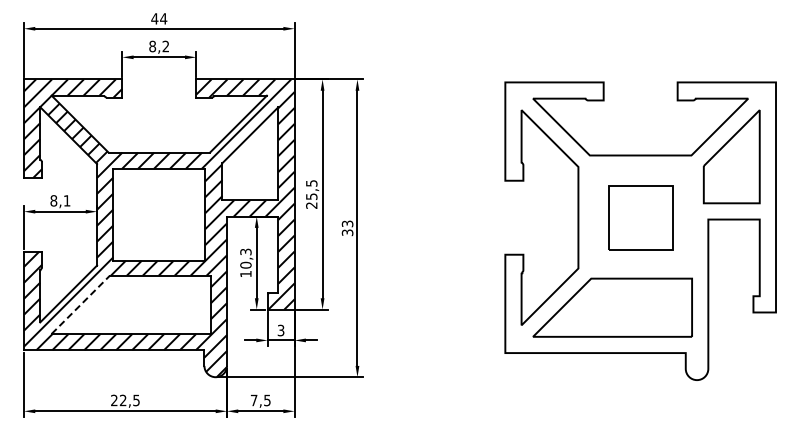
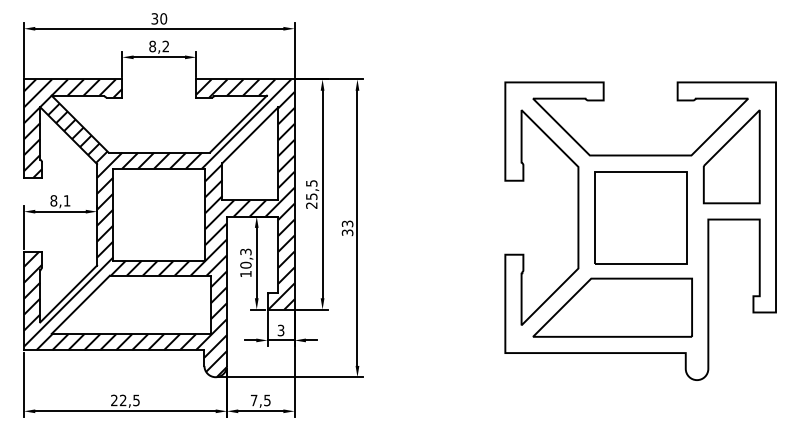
text: 44 -> 30 (159, 18)
part size: 66x66 px -> 94x94 px (640, 217)
line: dashed -> solid (81, 304)
